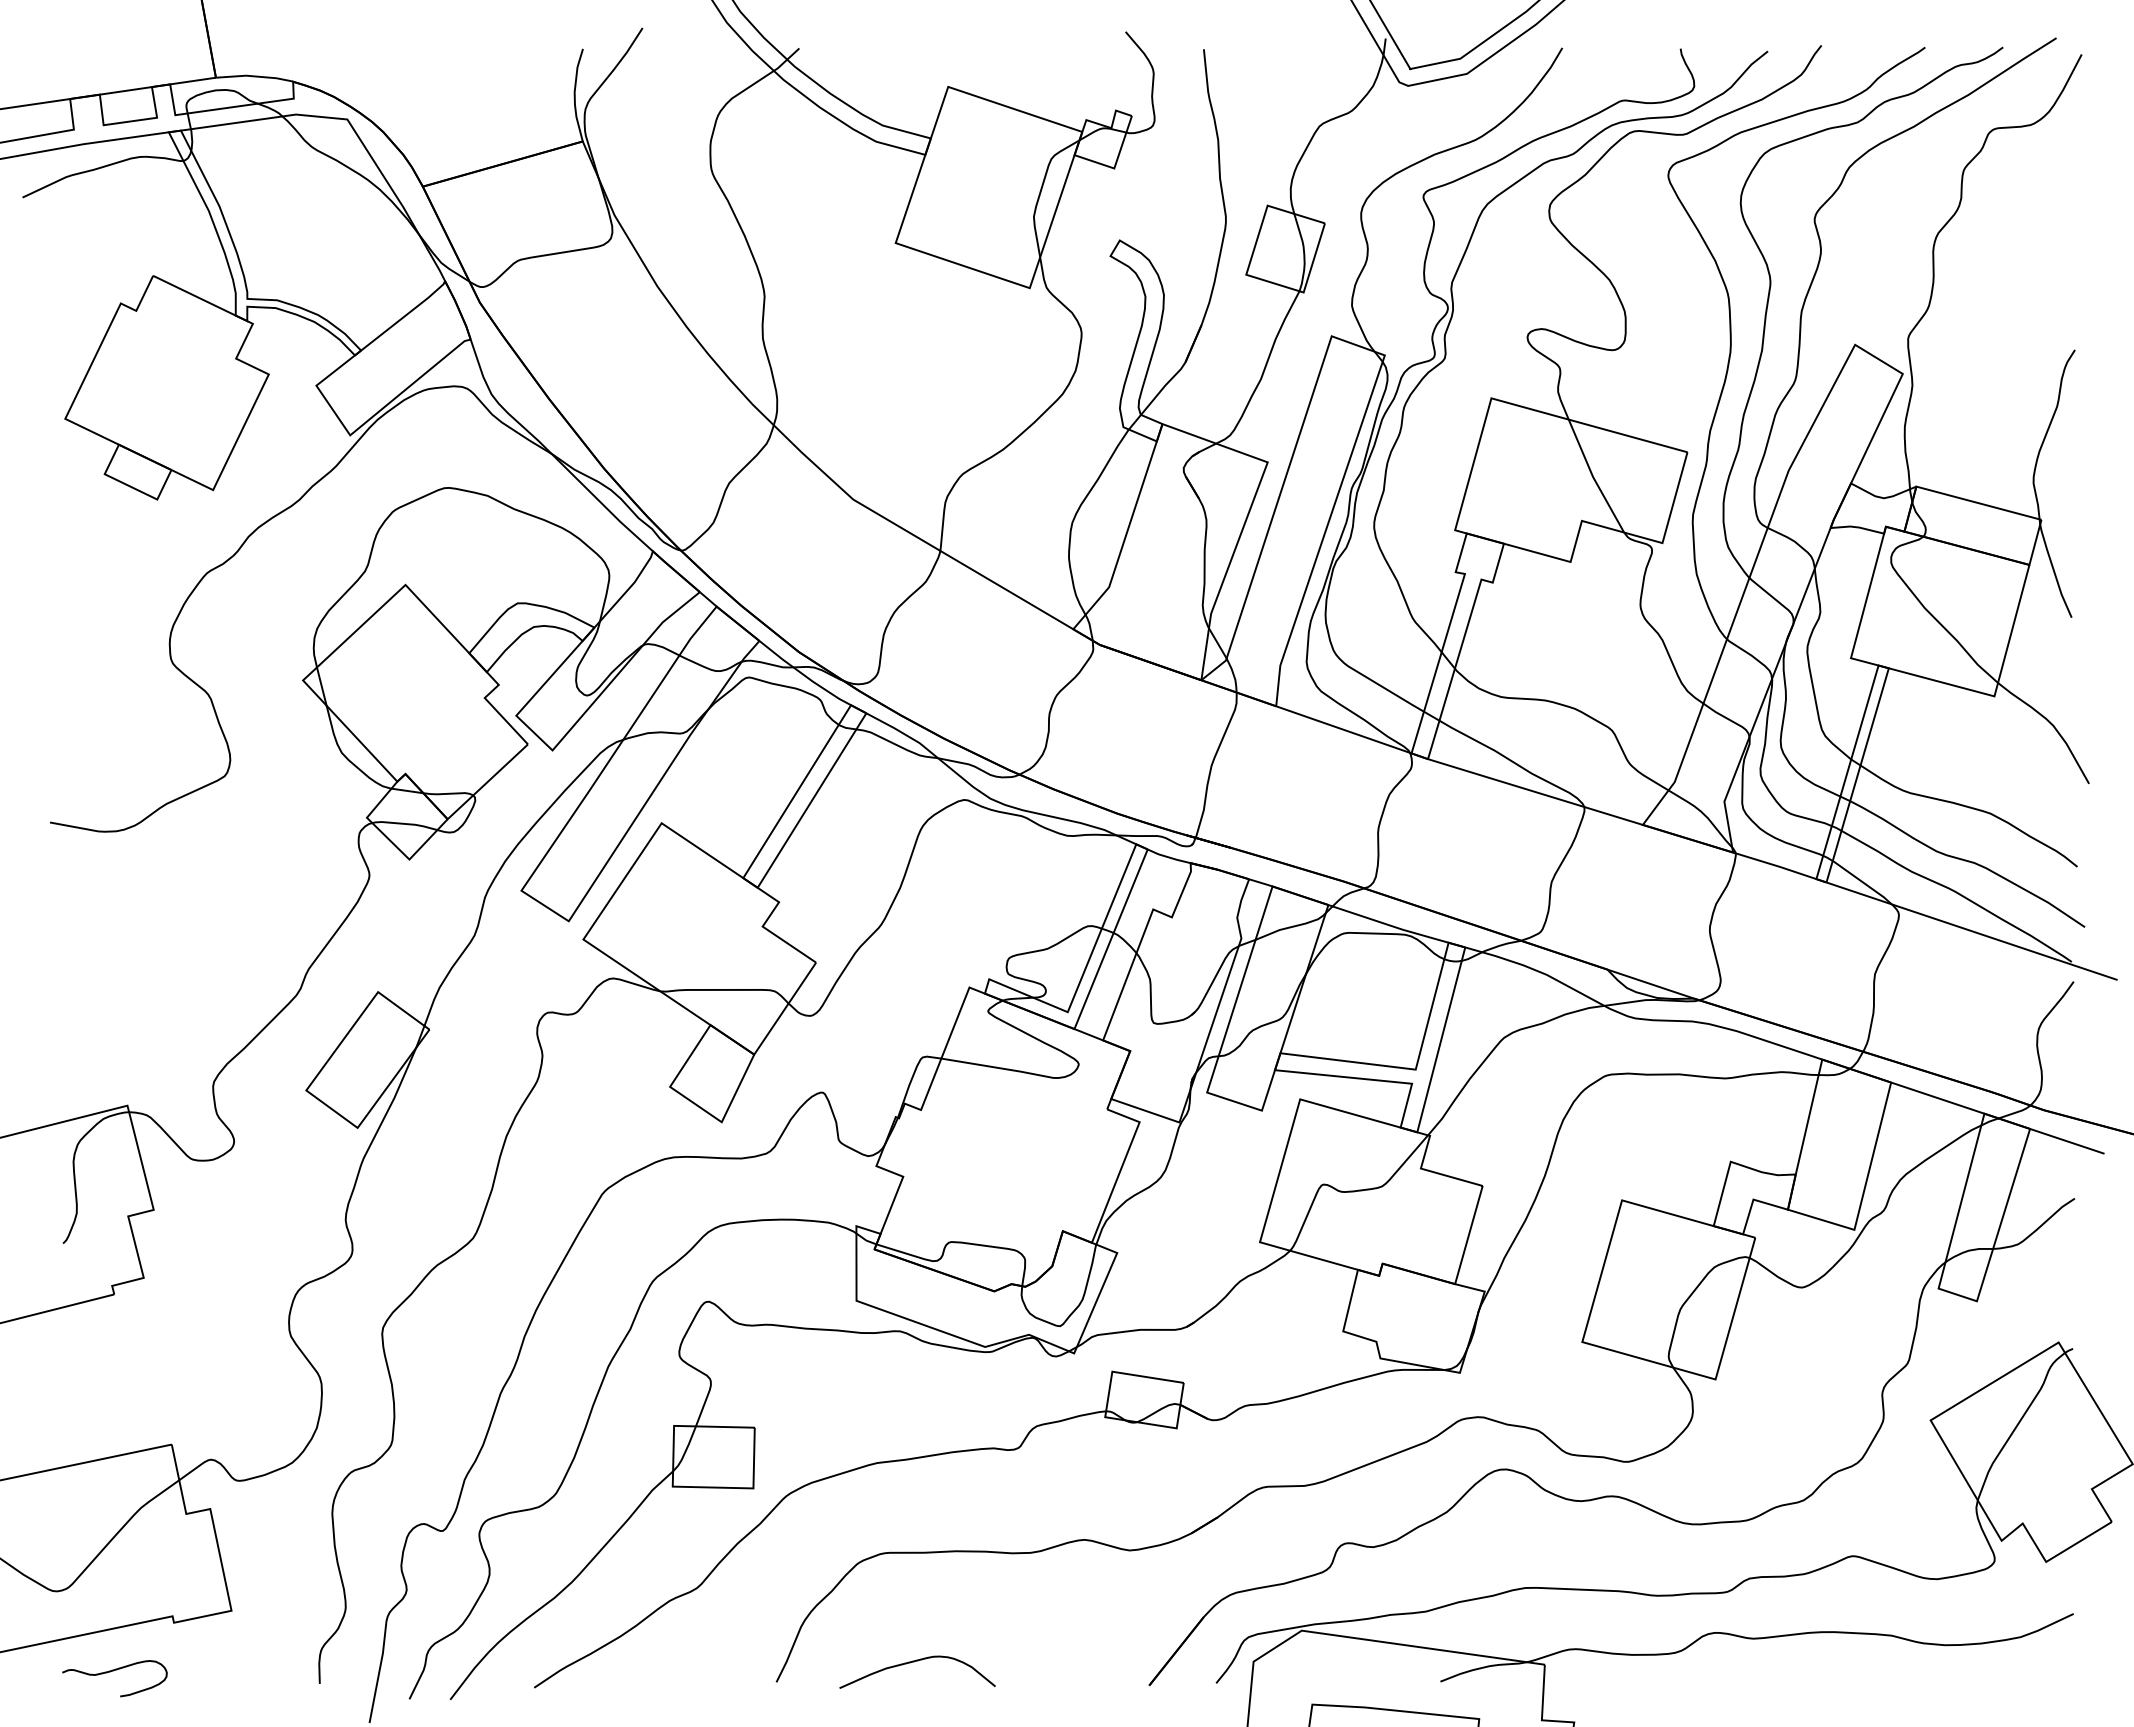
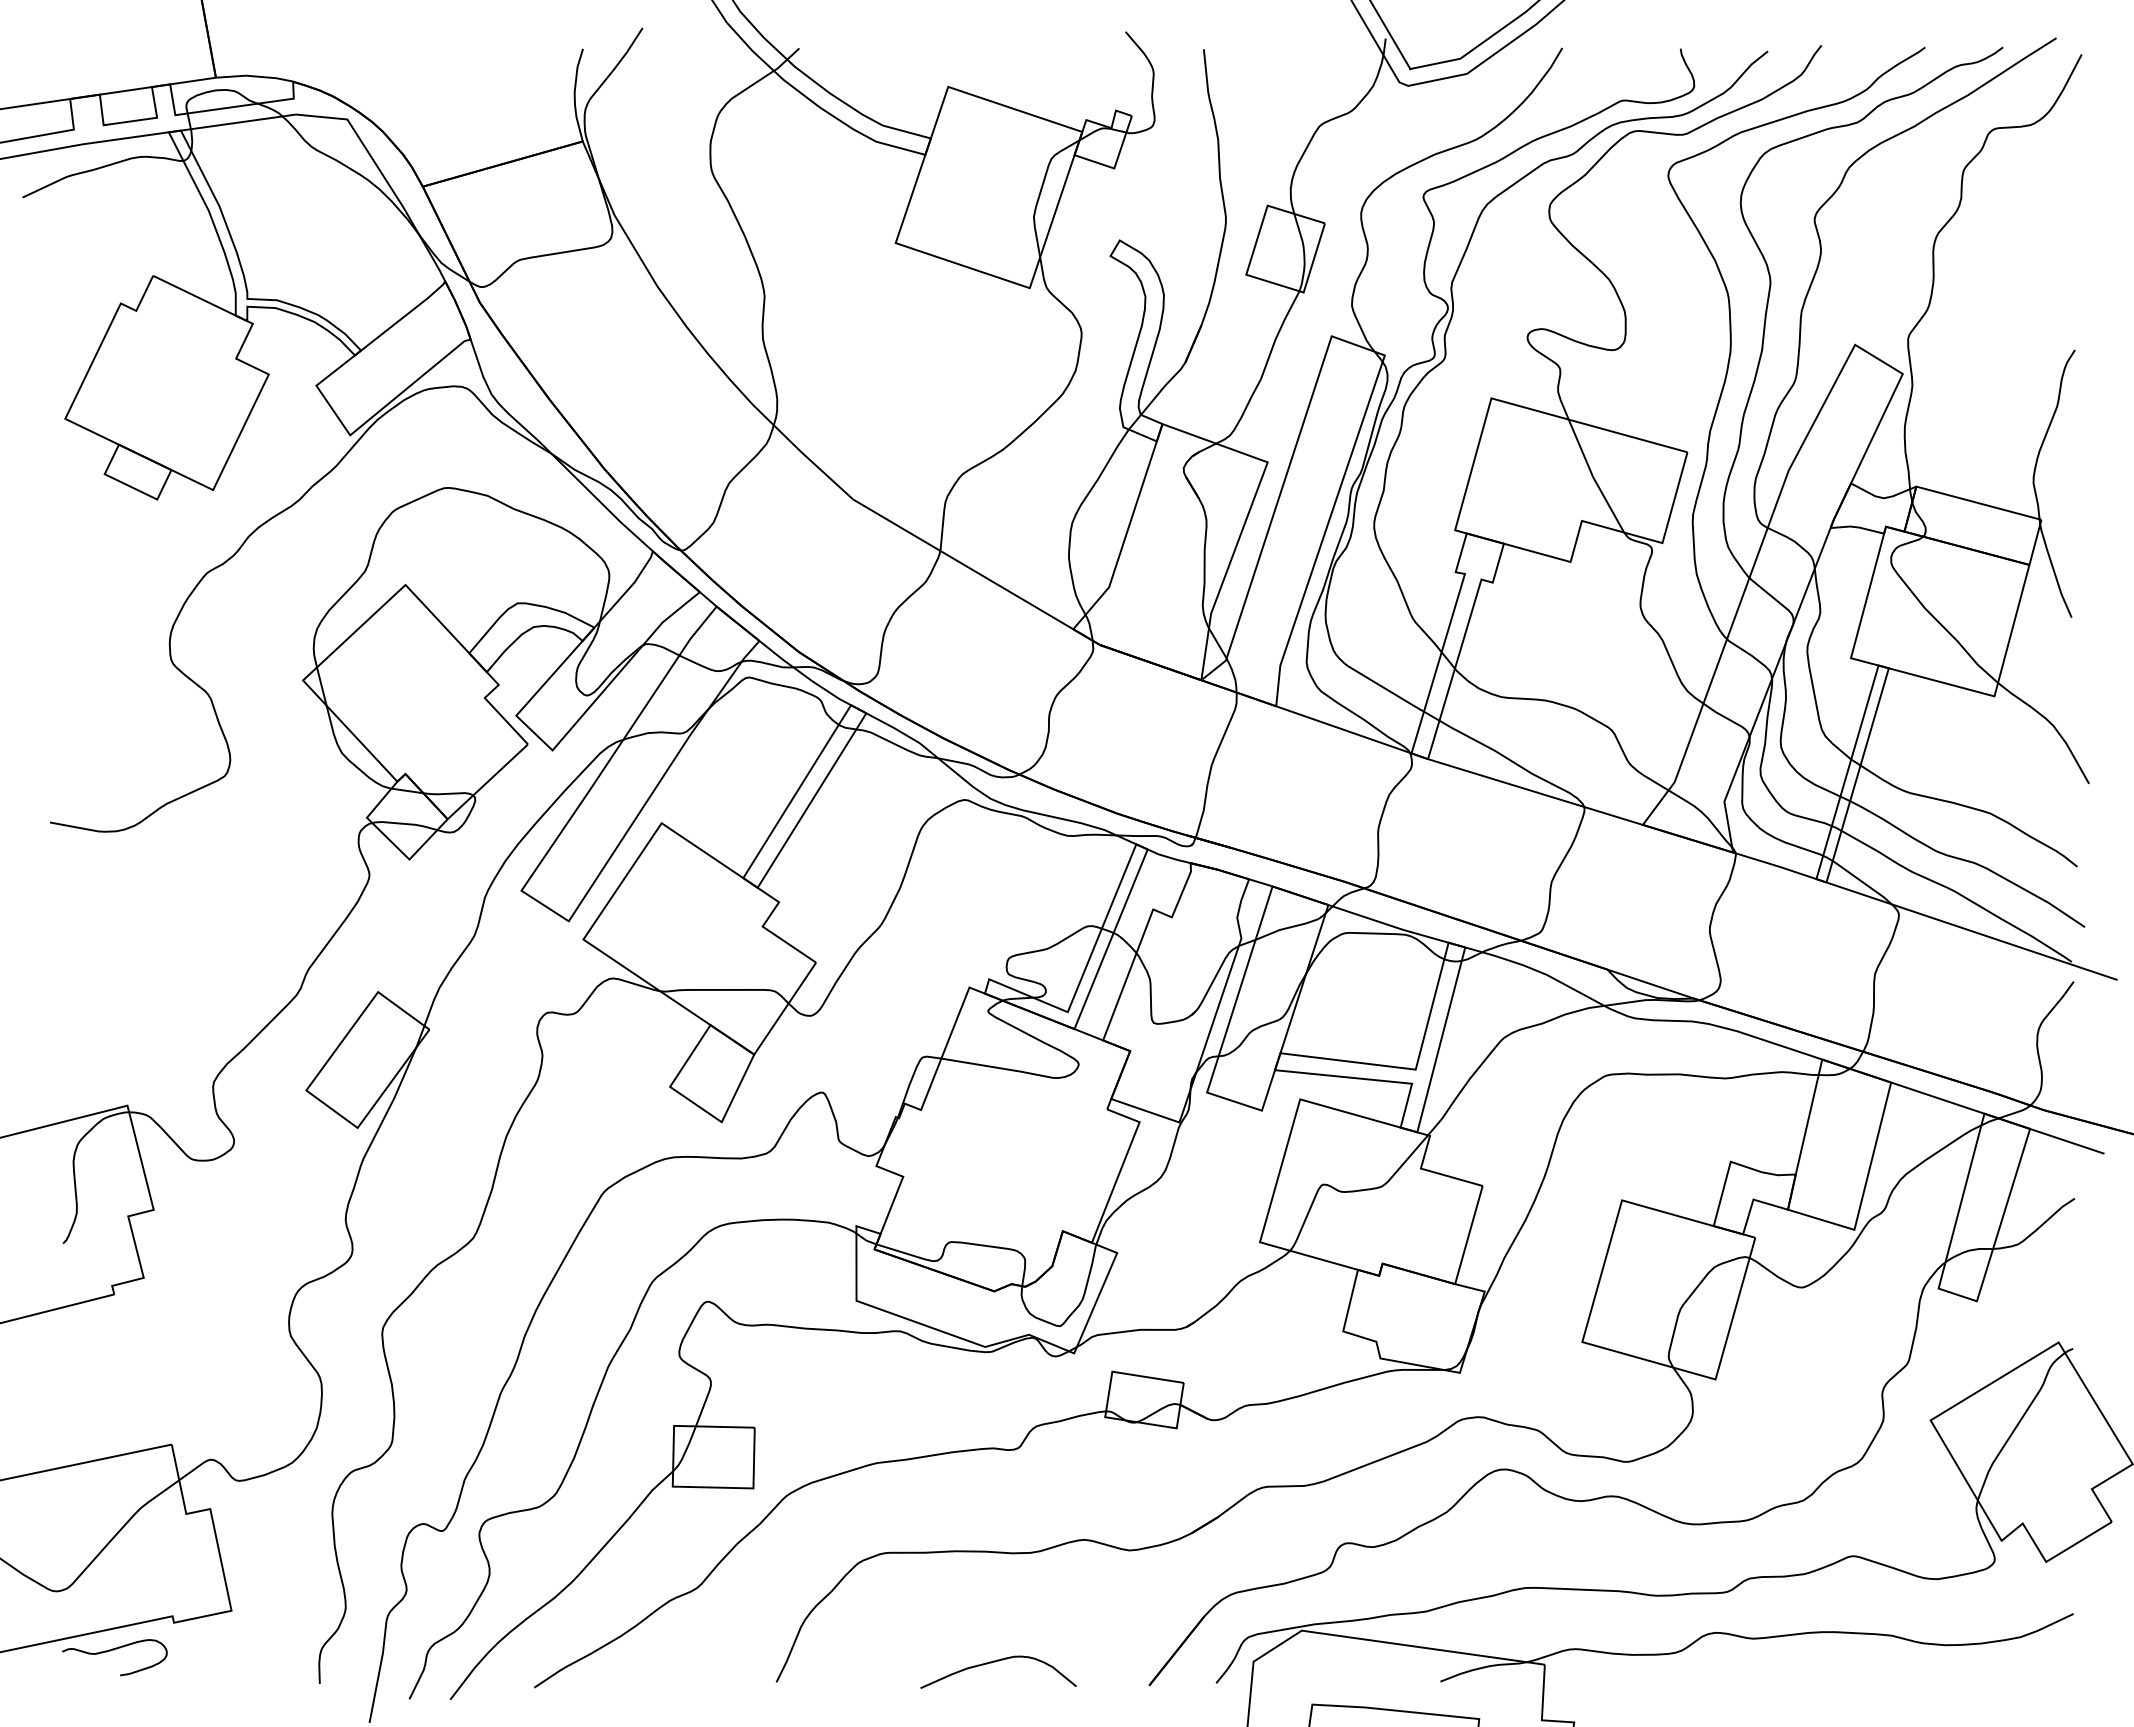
curve position: (914, 1662) -> (995, 1662) (995, 1662)
curve position: (113, 1671) -> (113, 1650) (113, 1650)
